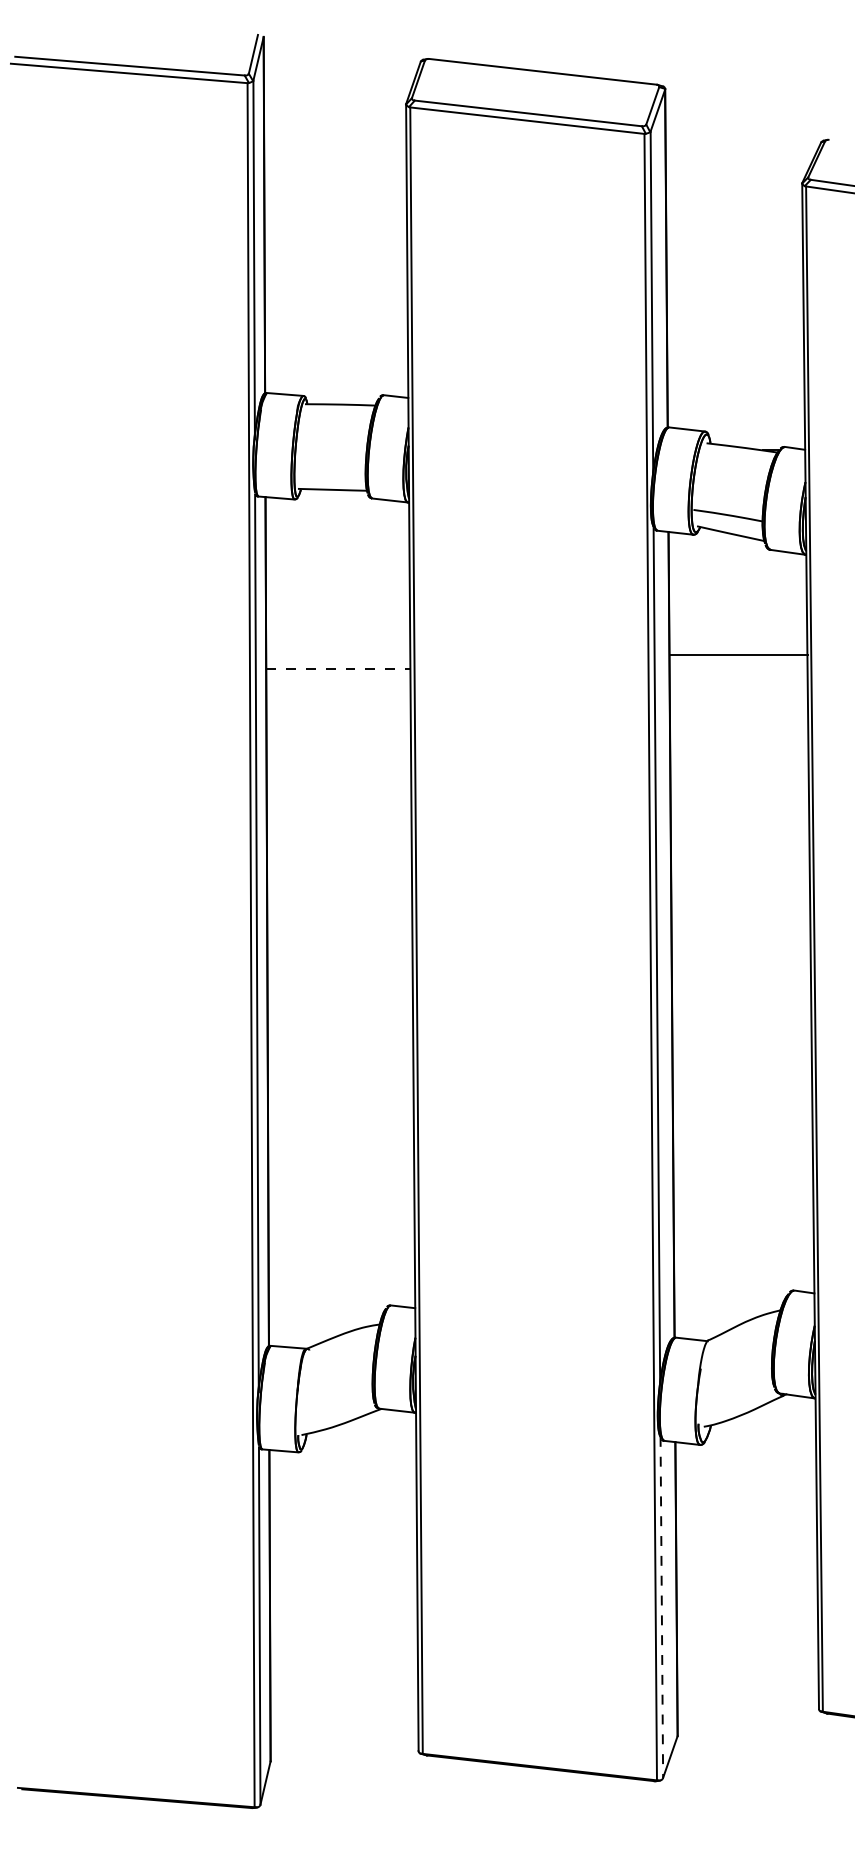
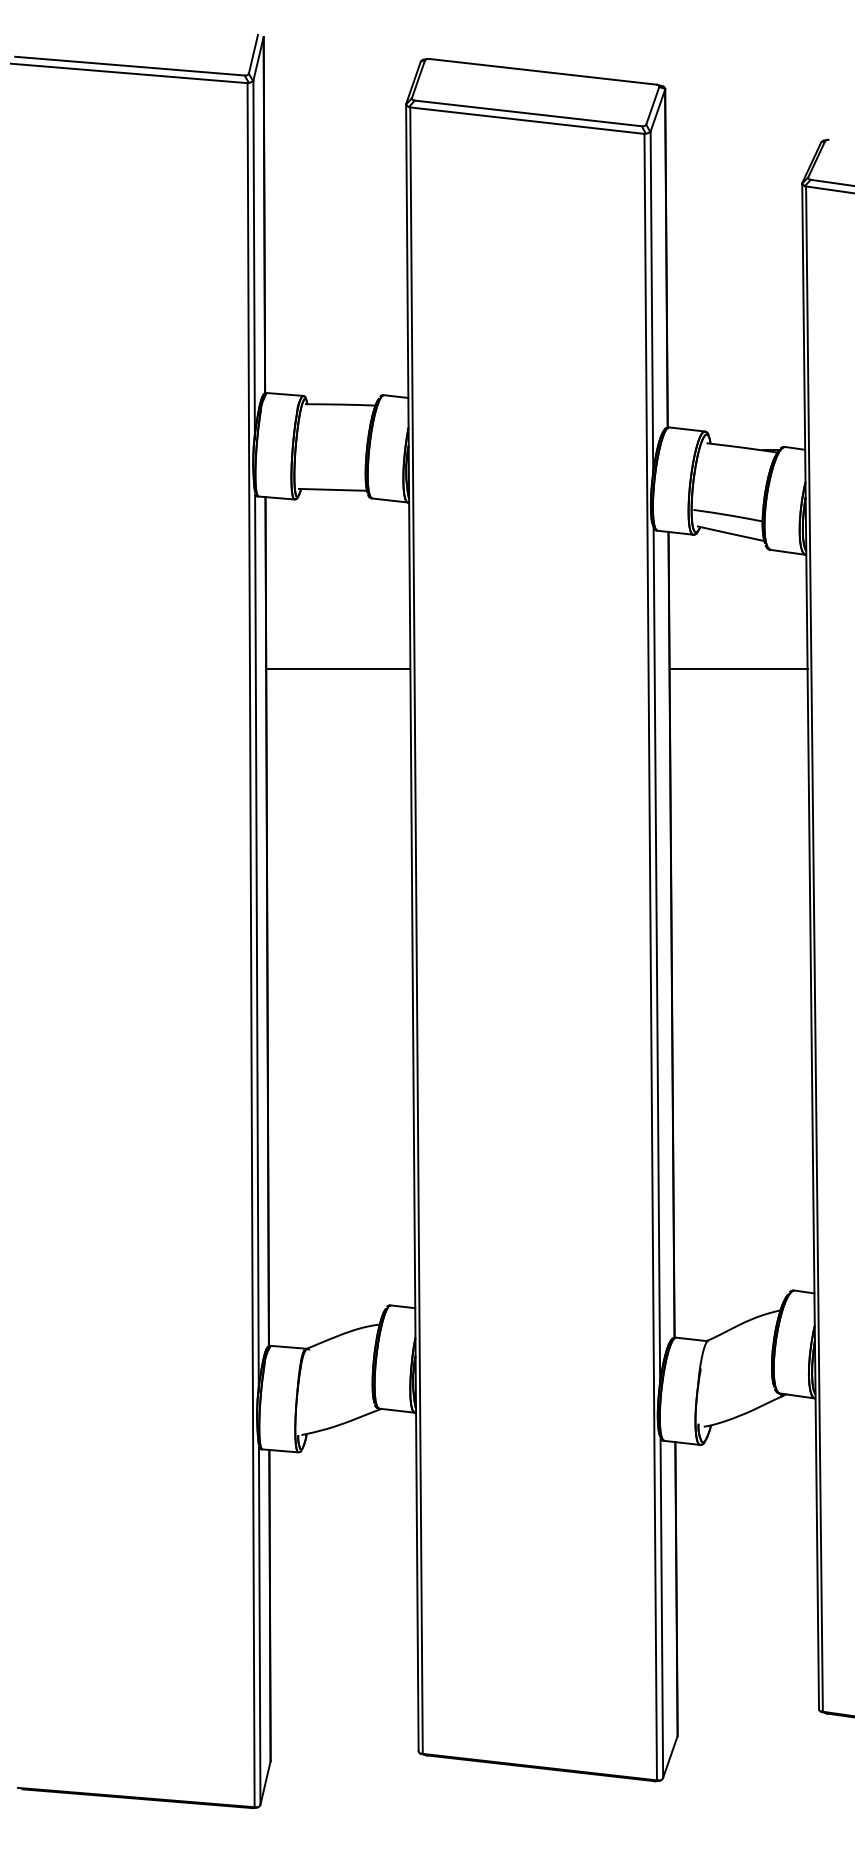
line position: (738, 655) -> (738, 669) (738, 669)
line: dashed -> solid (338, 669)
line: dashed -> solid (661, 1607)
